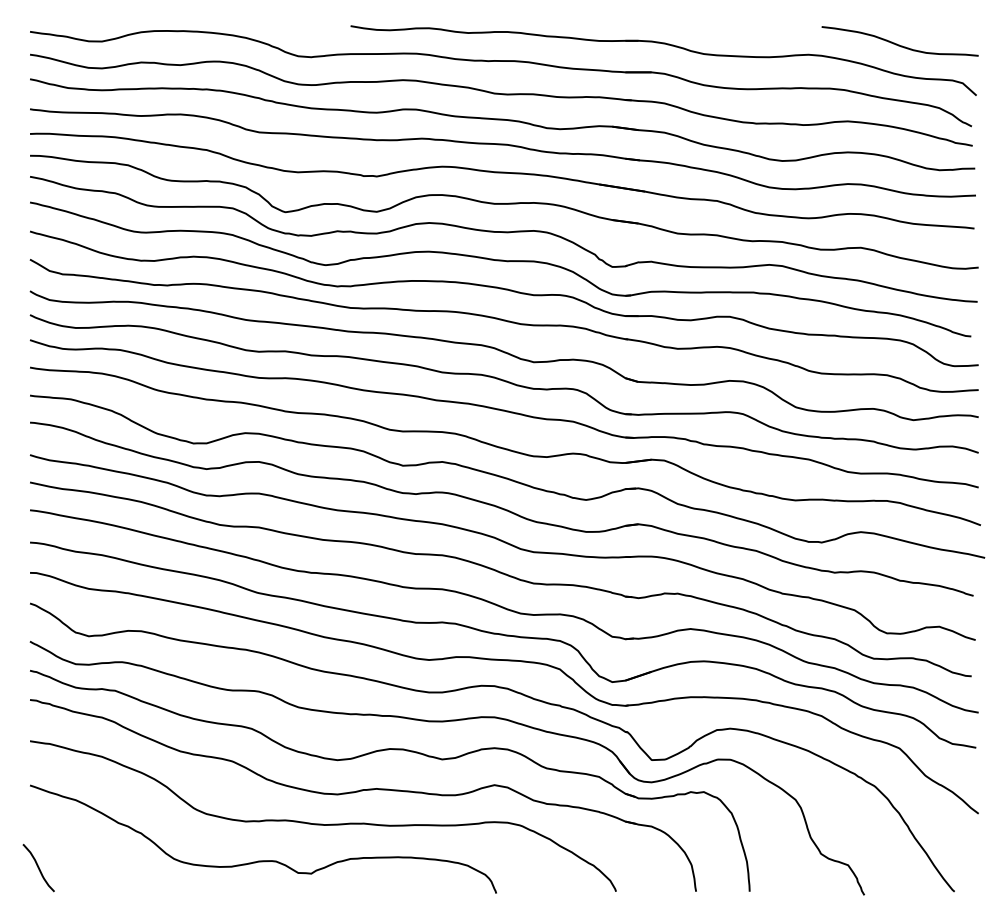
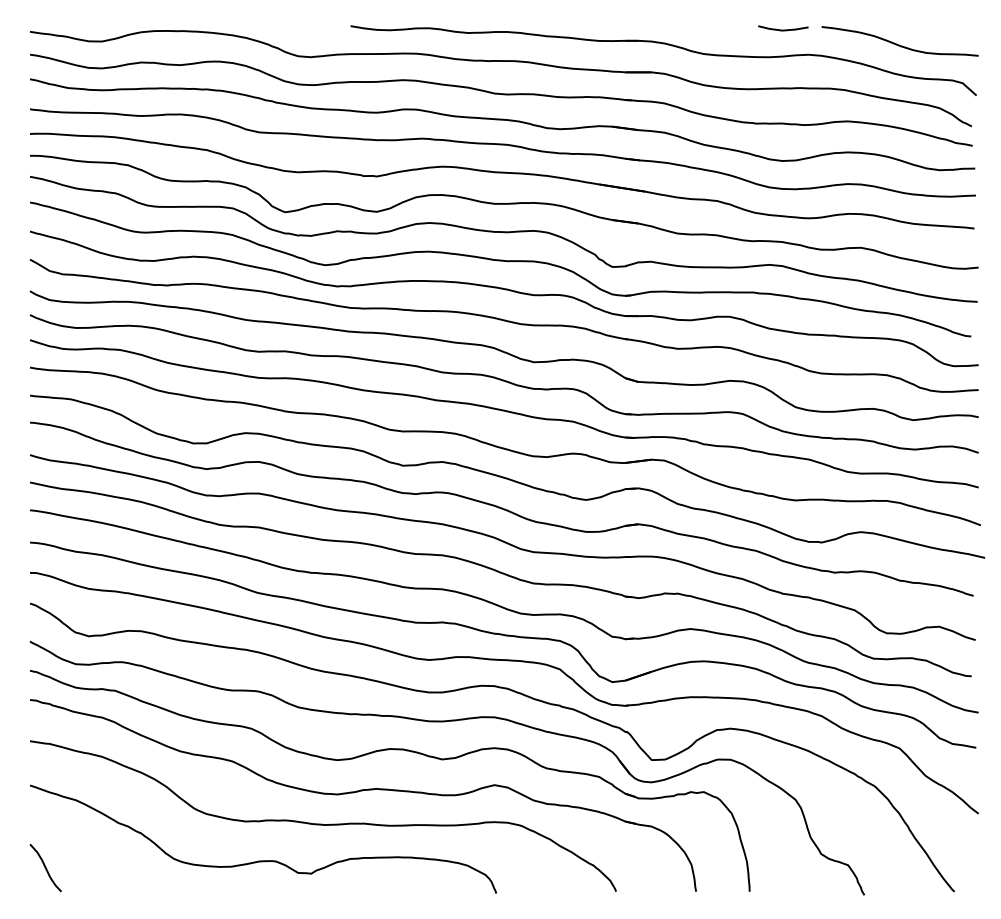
line: none -> present (783, 29)
curve position: (38, 868) -> (45, 868) (45, 868)
